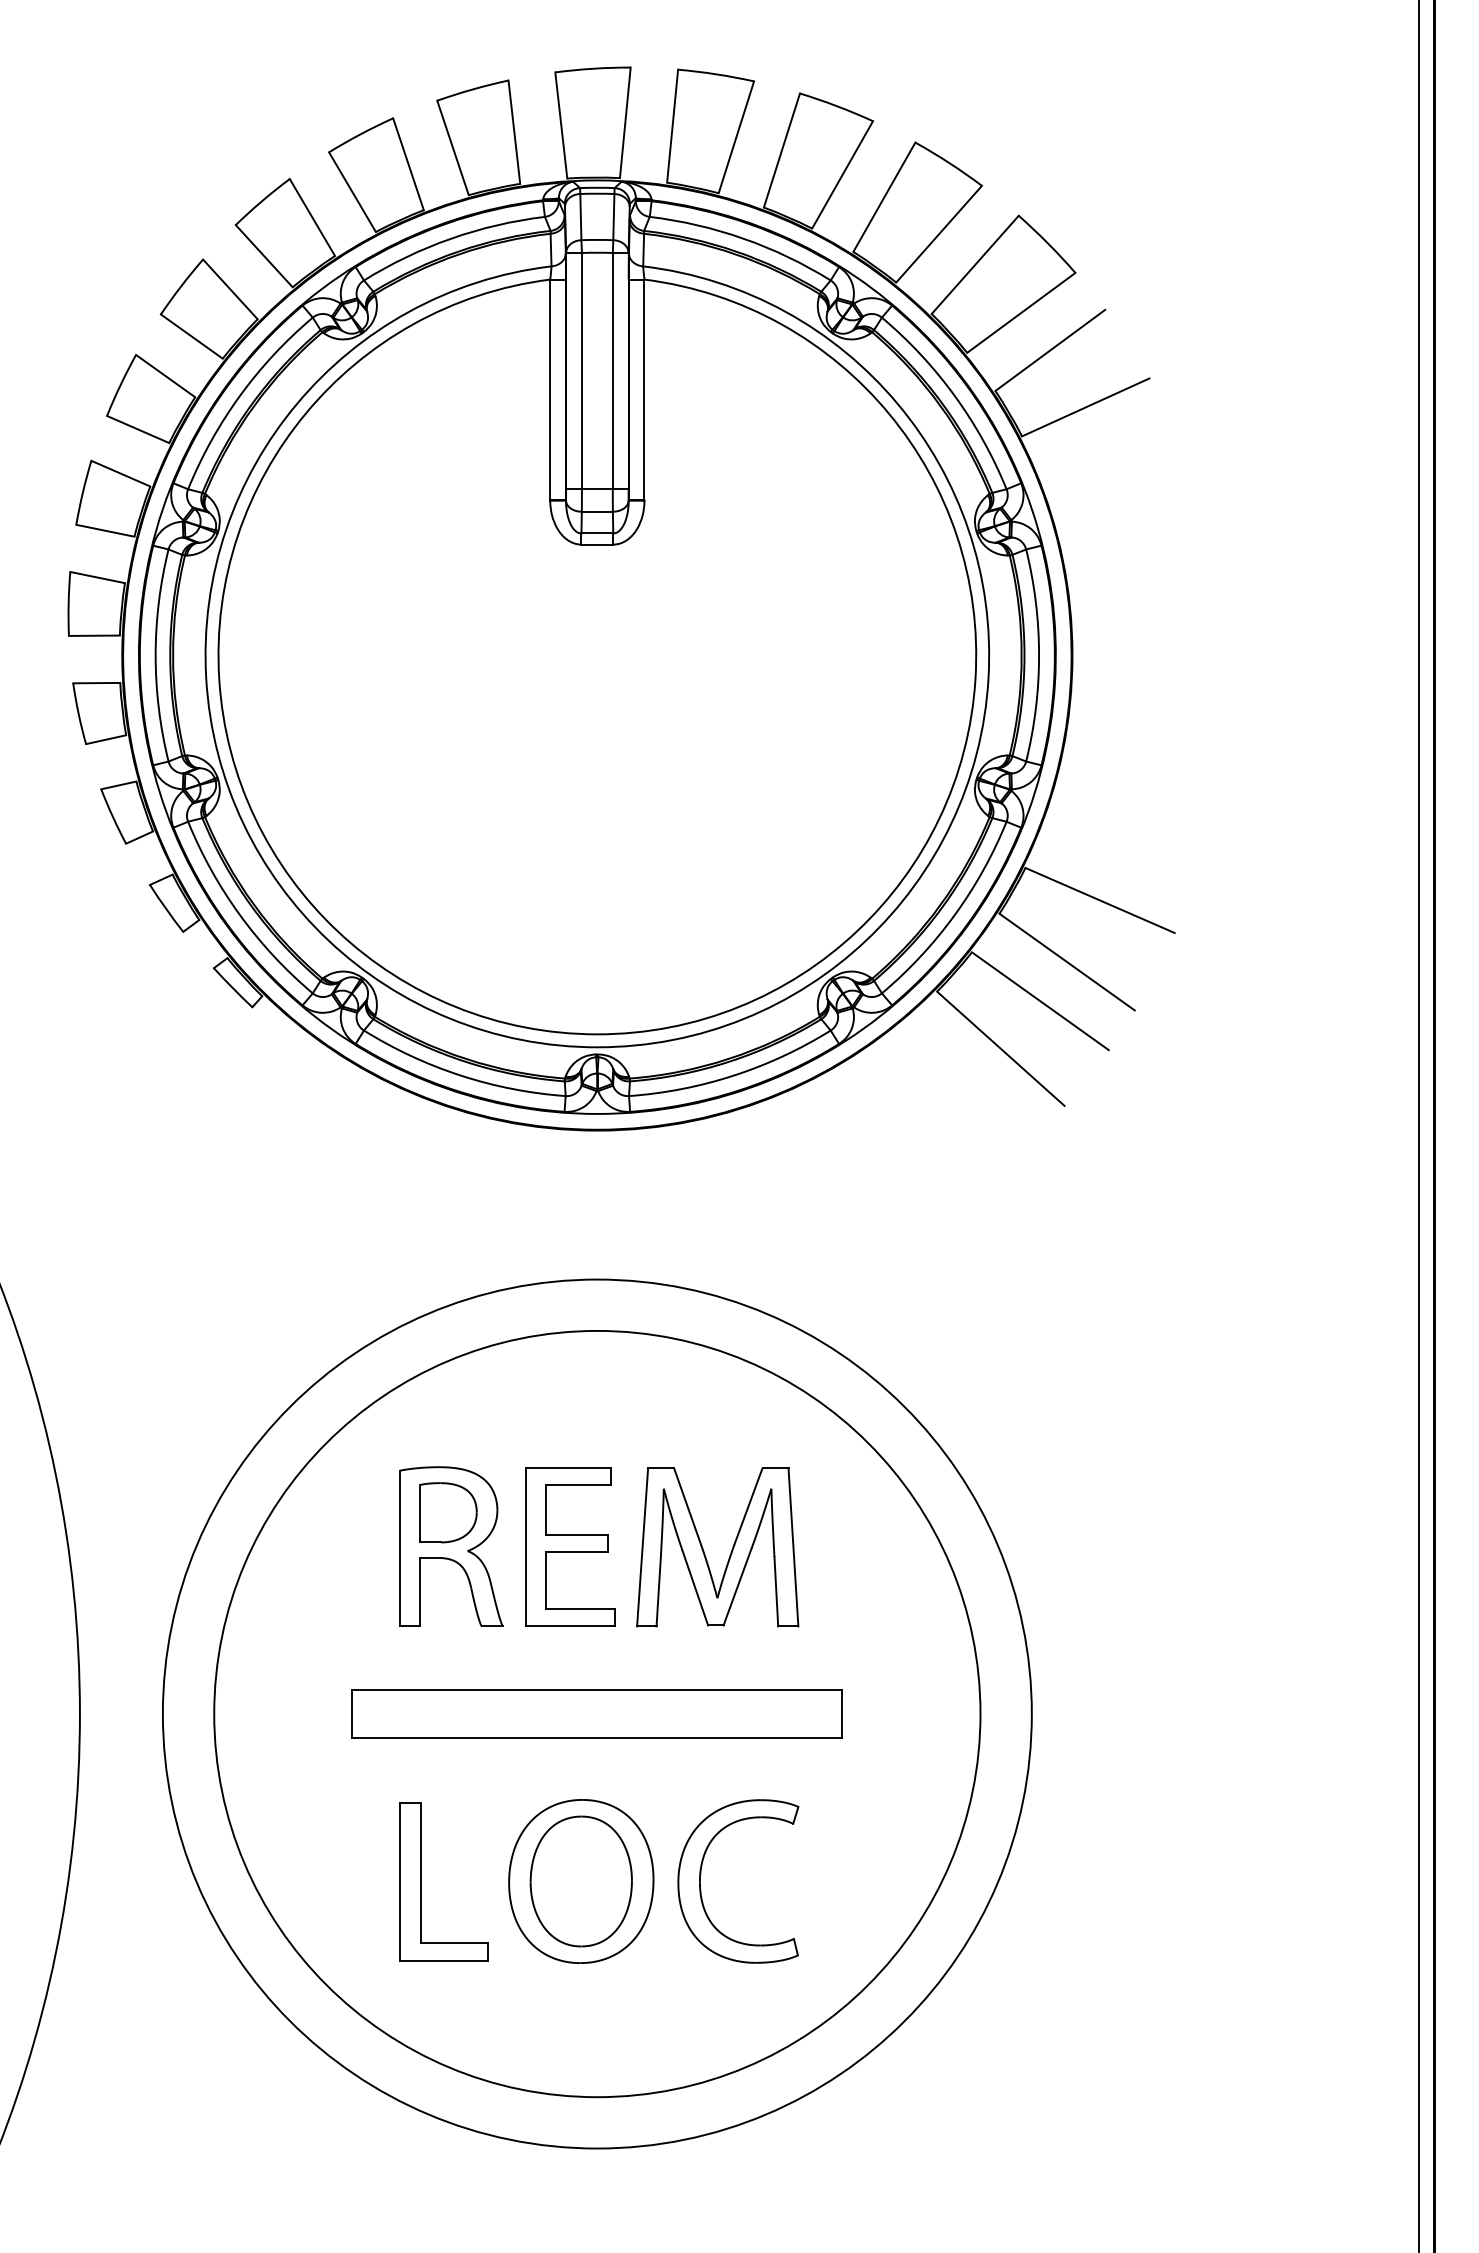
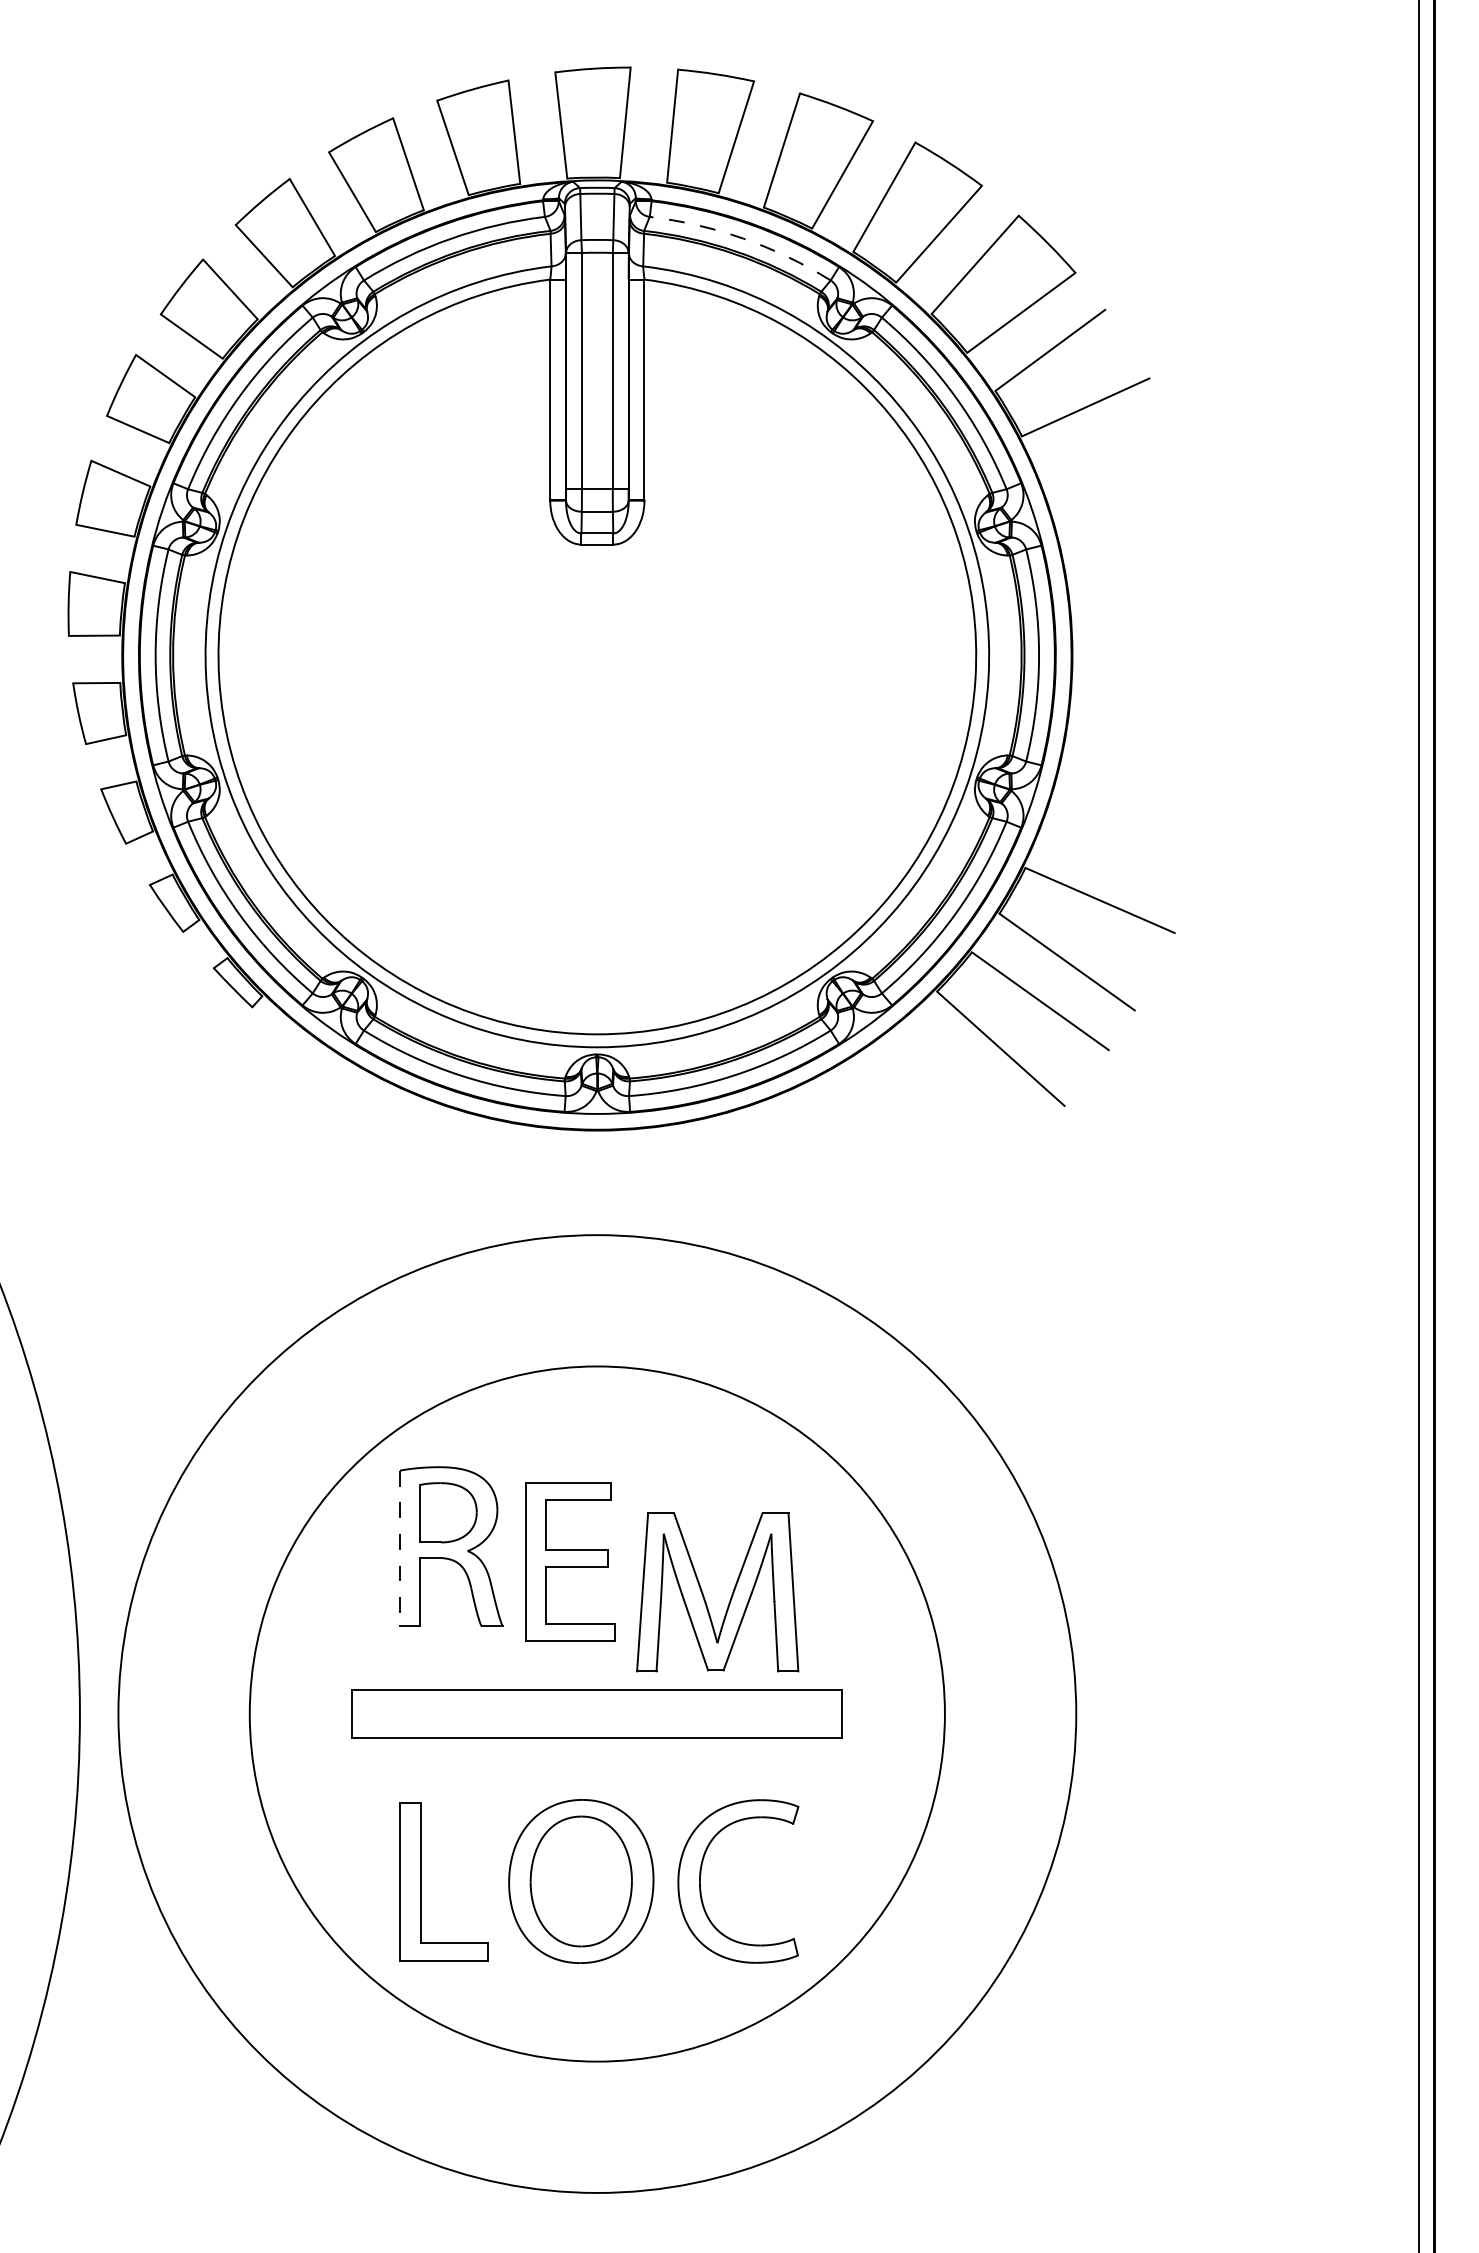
arc: solid -> dashed (743, 238)
part position: (570, 1546) -> (570, 1561) (570, 1561)
line: solid -> dashed (399, 1548)
part position: (704, 1551) -> (704, 1596) (704, 1596)
circle diameter: 869 px -> 695 px (596, 1713)
circle diameter: 766 px -> 958 px (597, 1713)
